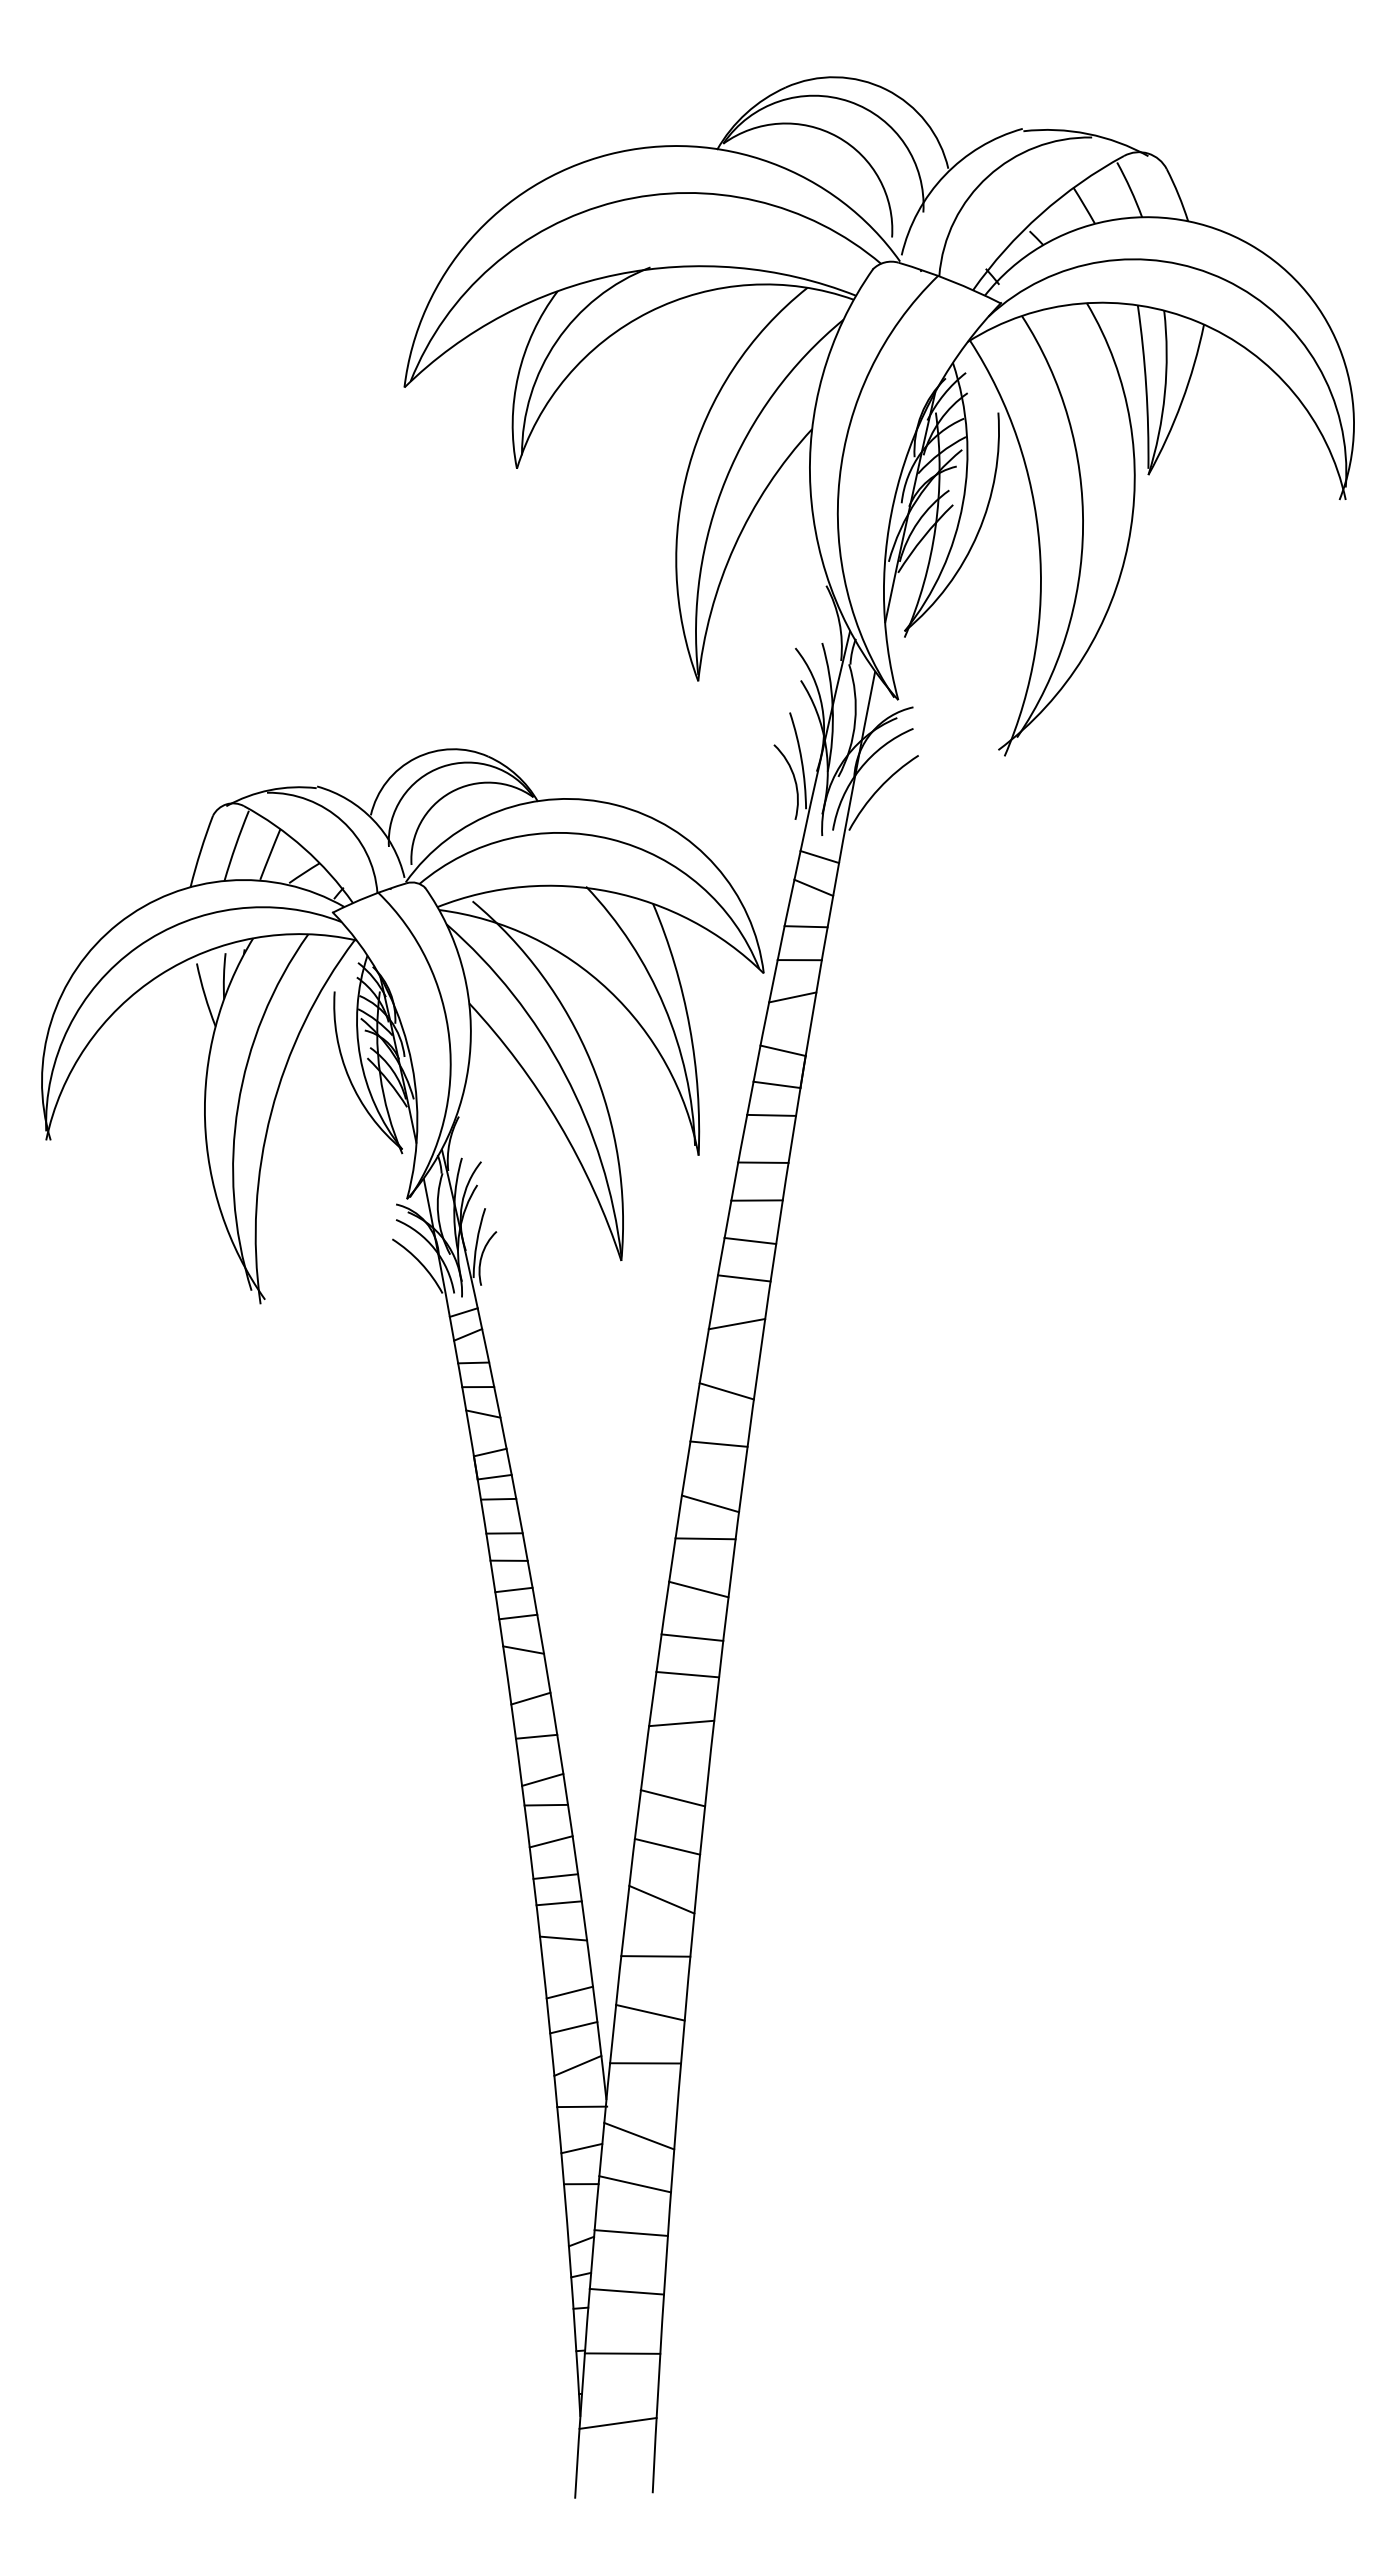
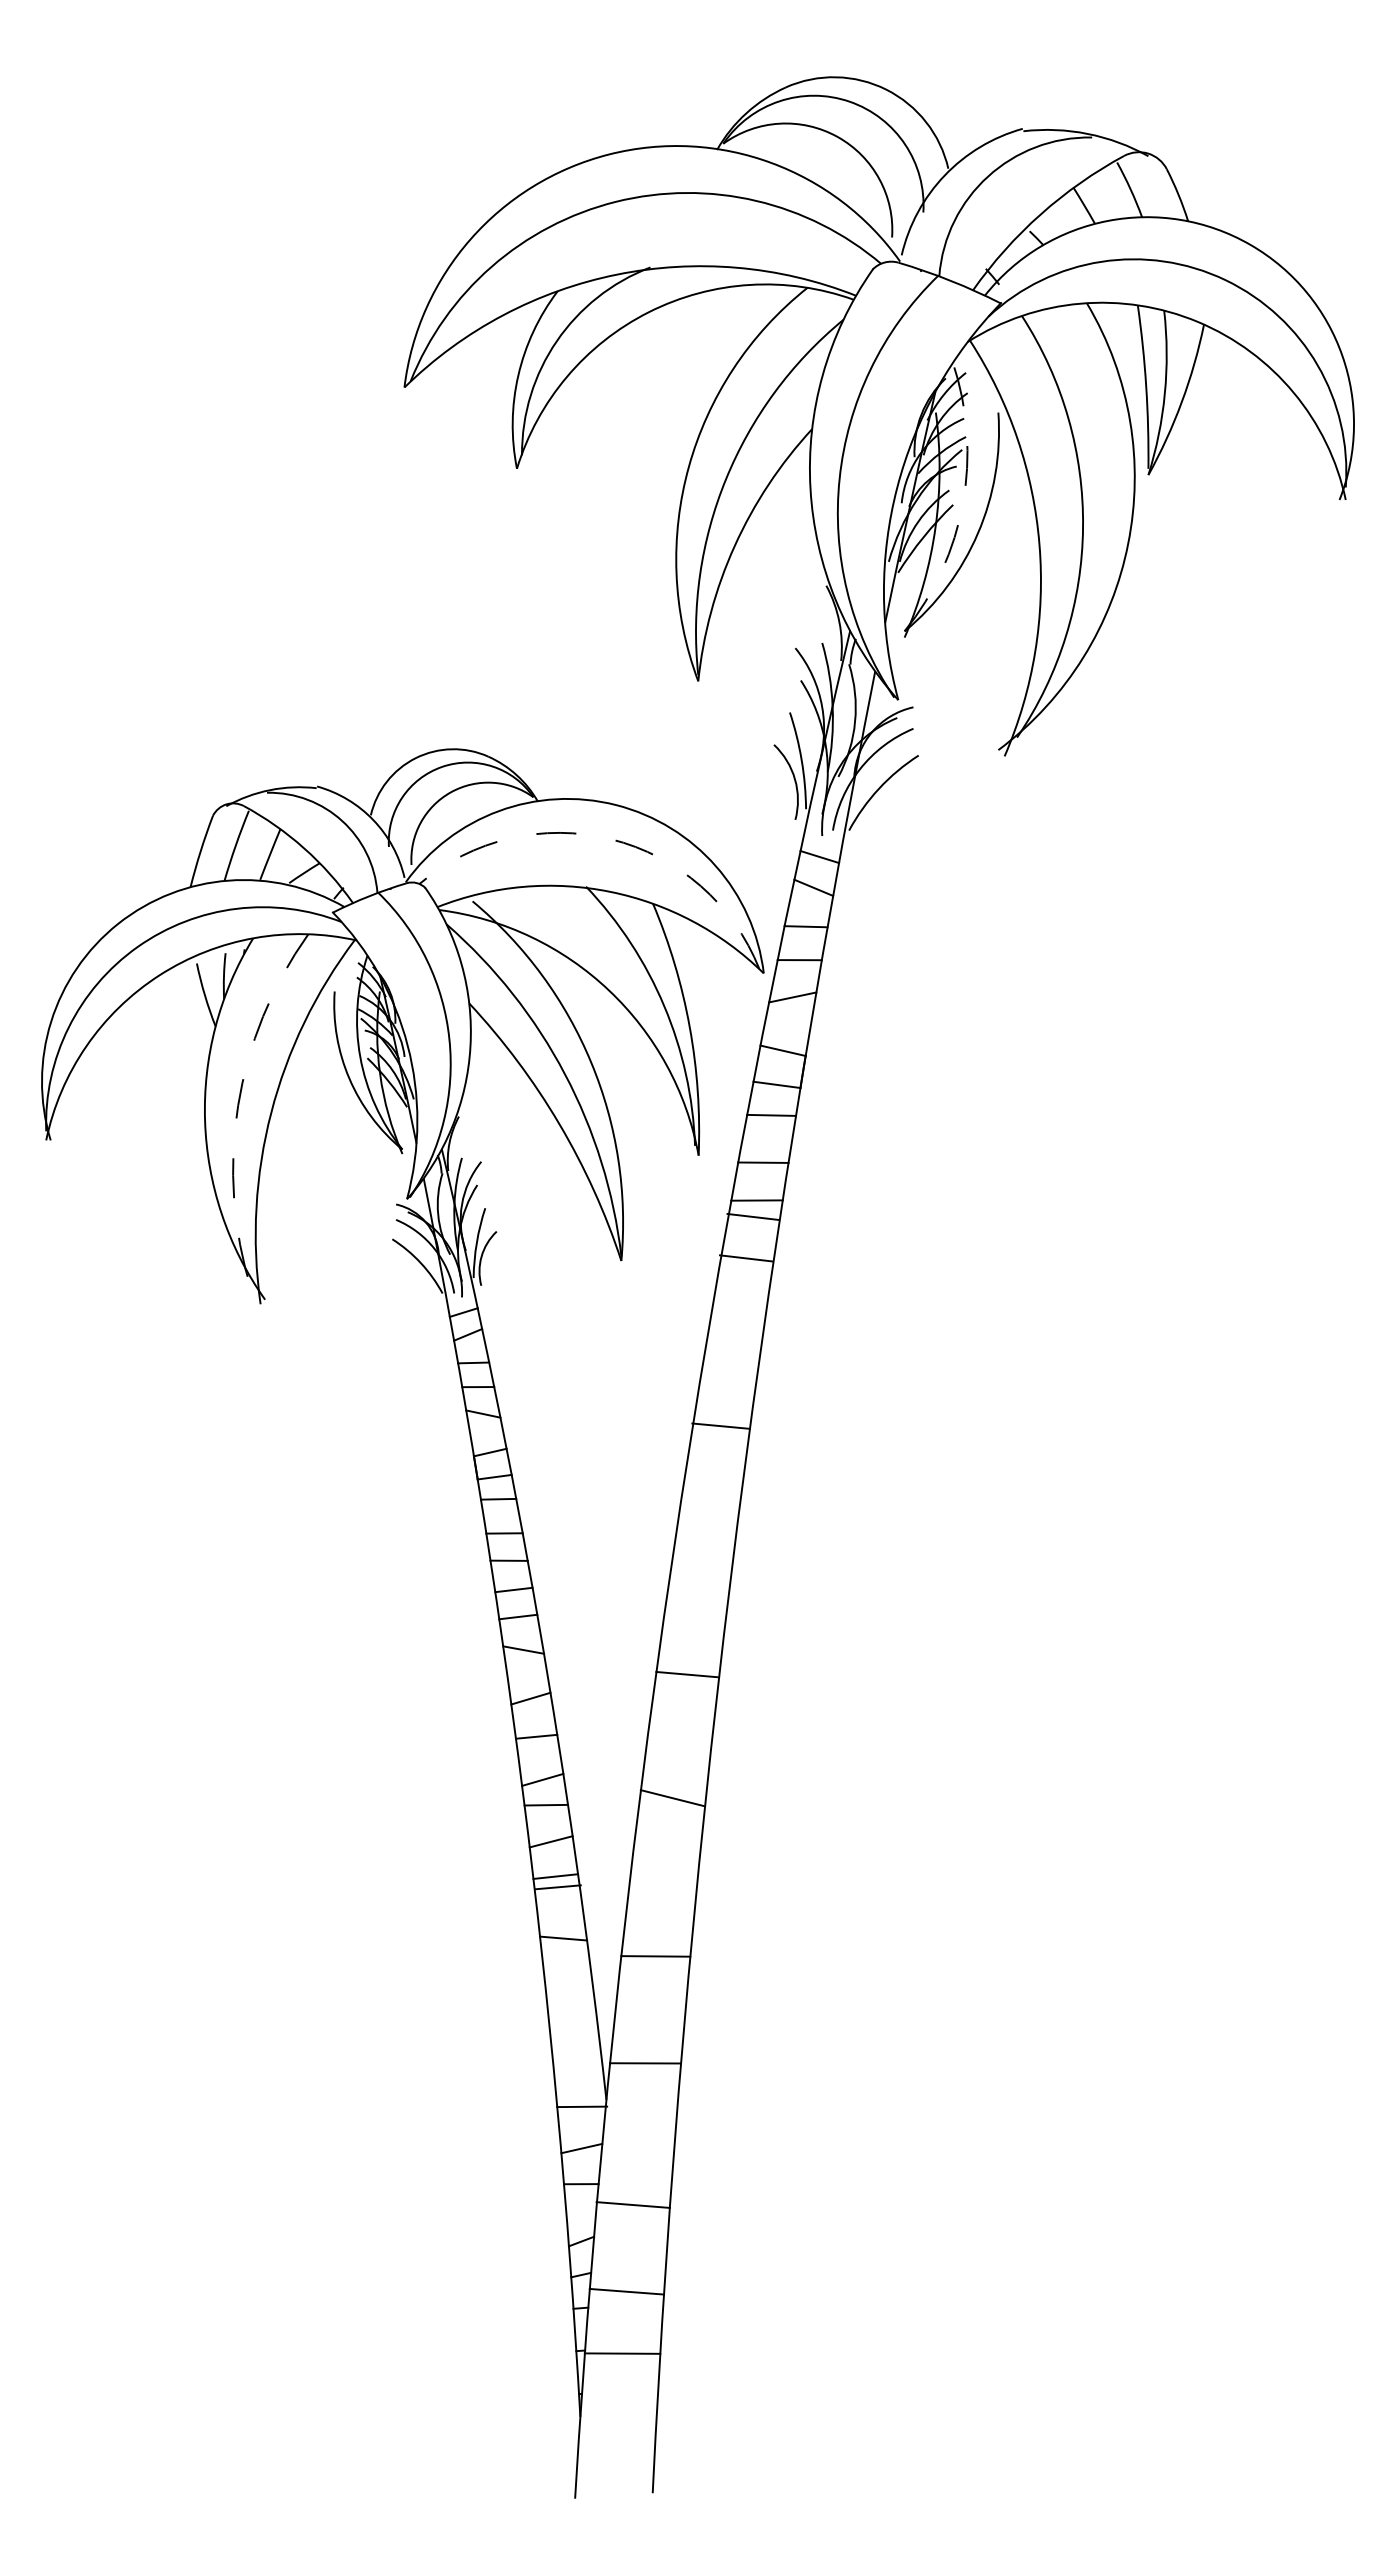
arc: solid -> dashed (962, 503)
arc: solid -> dashed (611, 839)
arc: solid -> dashed (238, 1105)
line position: (750, 1240) -> (753, 1216) (753, 1216)
line position: (743, 1278) -> (745, 1258) (745, 1258)
line: present -> none (736, 1324)
line: present -> none (726, 1391)
line position: (718, 1443) -> (720, 1425) (720, 1425)
line: present -> none (710, 1503)
line: present -> none (705, 1538)
line: present -> none (698, 1589)
line: present -> none (692, 1637)
line: present -> none (681, 1723)
line: present -> none (667, 1846)
line: present -> none (661, 1899)
line position: (558, 1903) -> (557, 1887) (557, 1887)
line: present -> none (569, 1992)
line: present -> none (650, 2012)
line: present -> none (573, 2027)
line: present -> none (577, 2065)
line: present -> none (639, 2135)
line: present -> none (634, 2184)
line position: (630, 2232) -> (632, 2204) (632, 2204)
line: present -> none (617, 2423)
